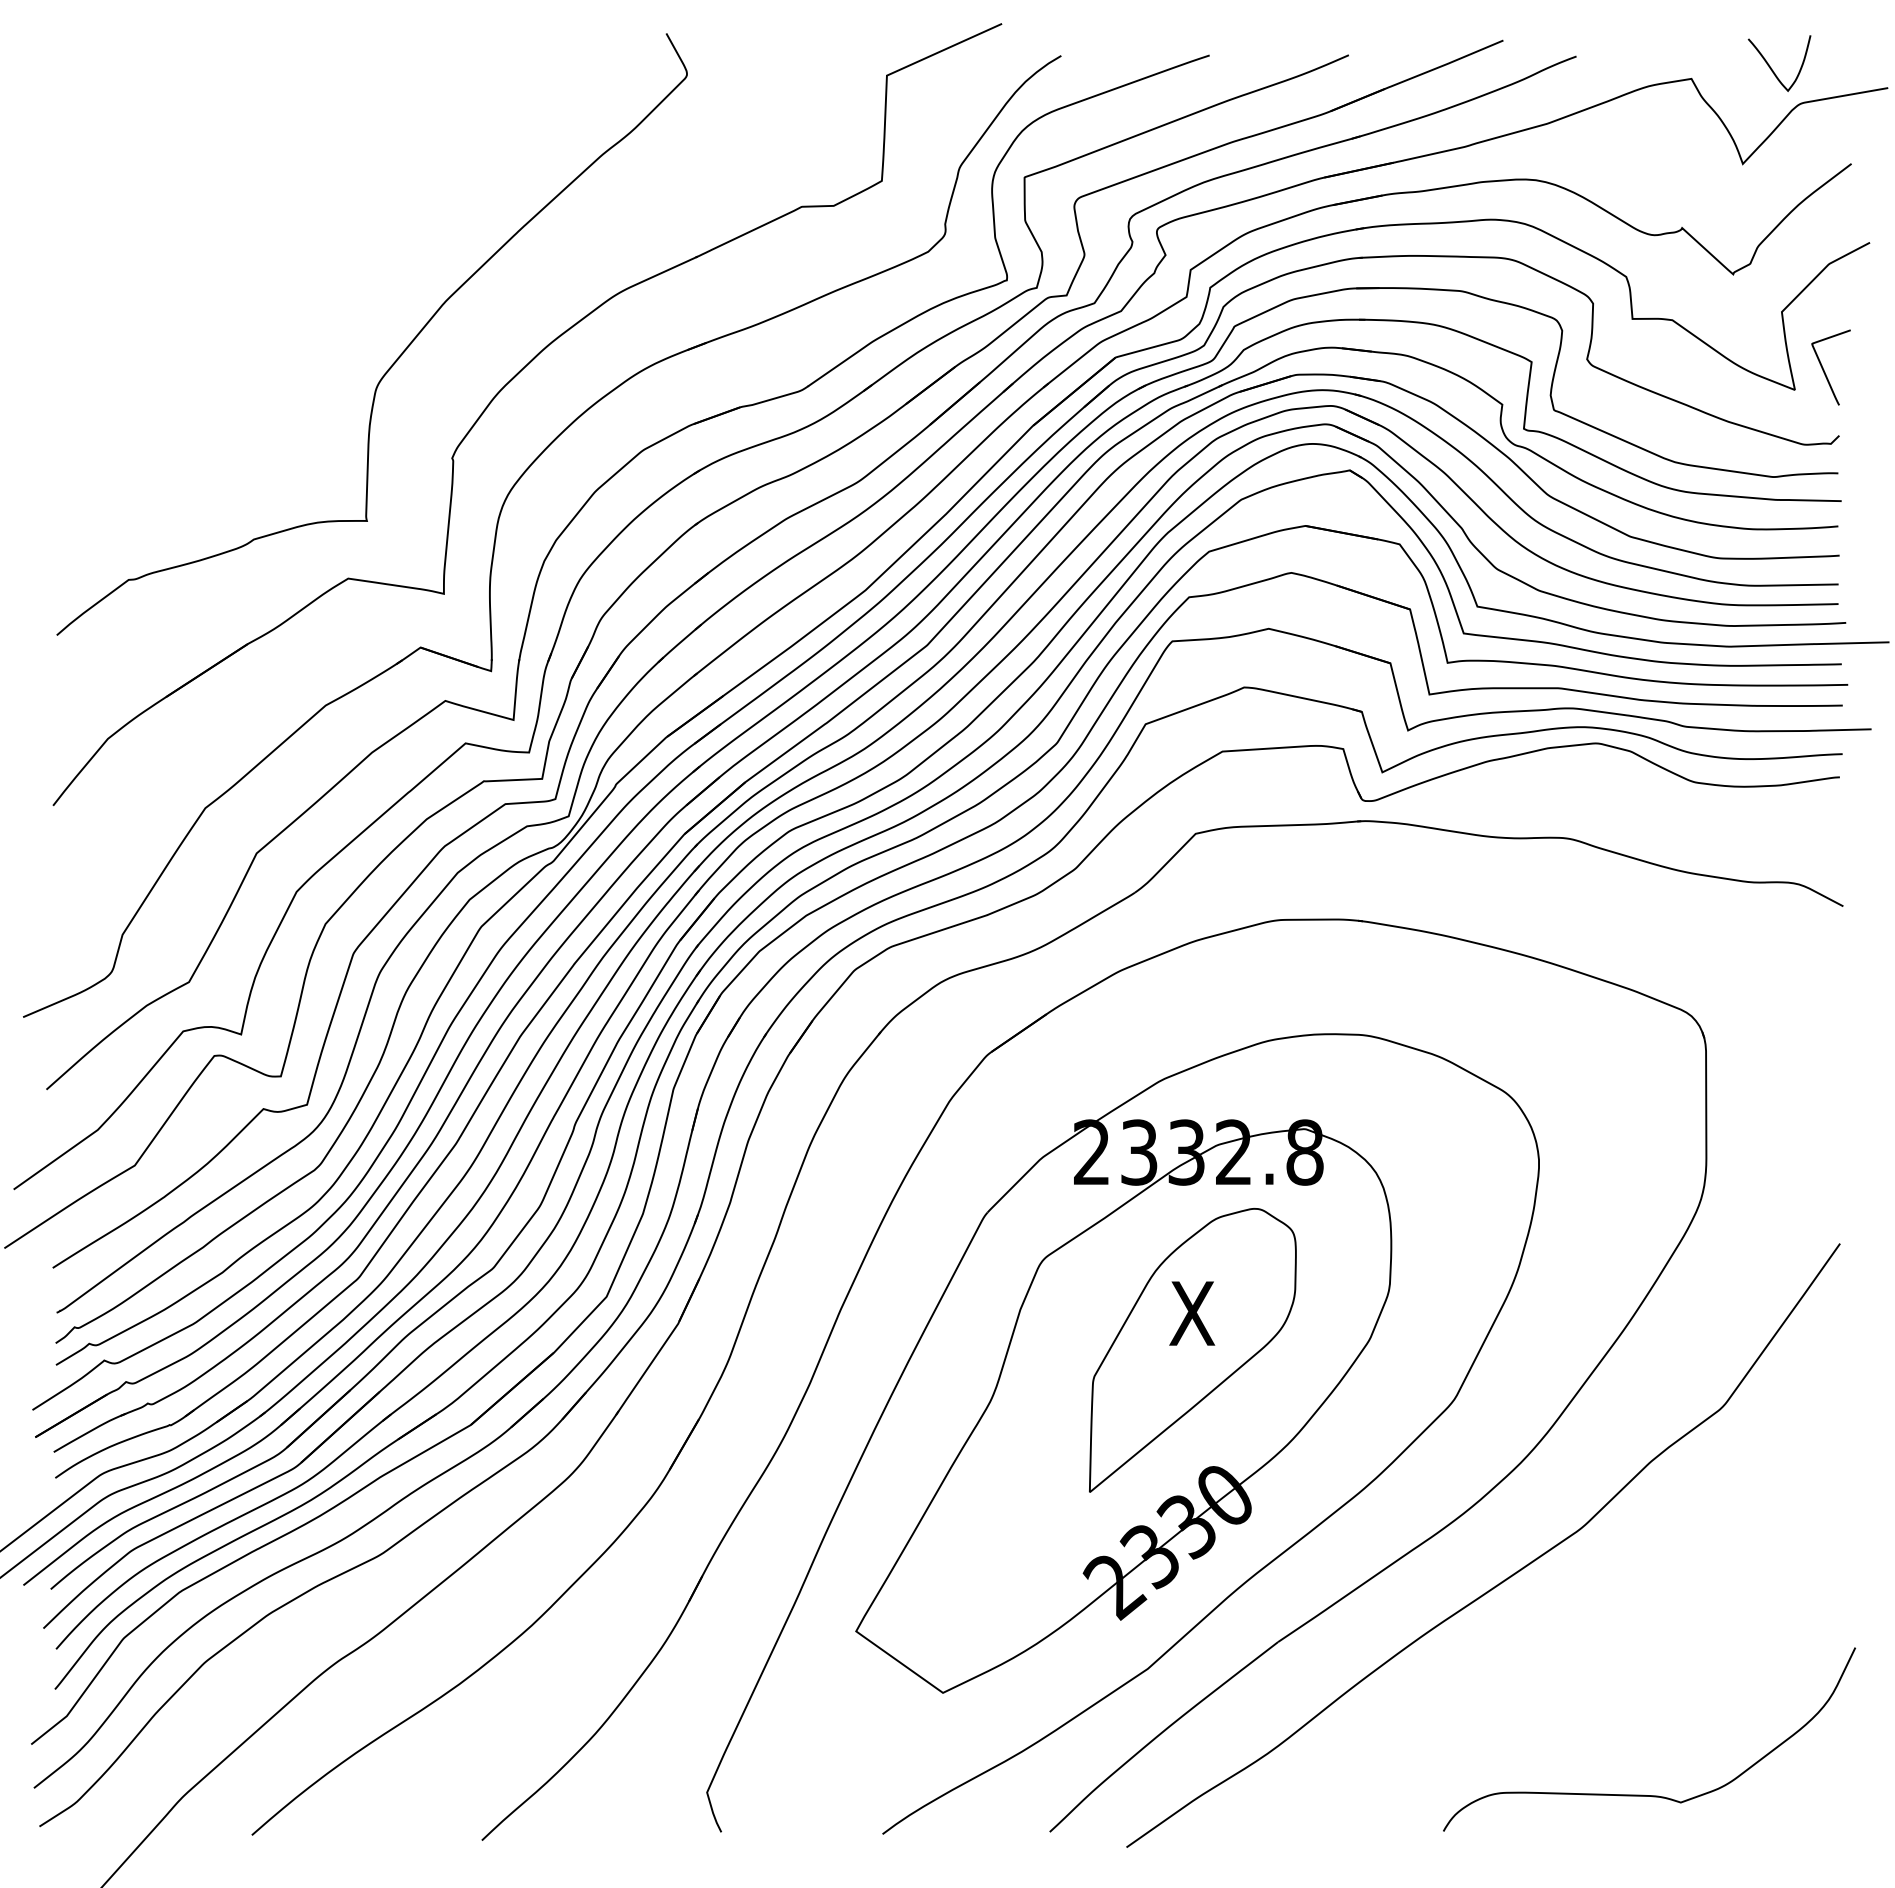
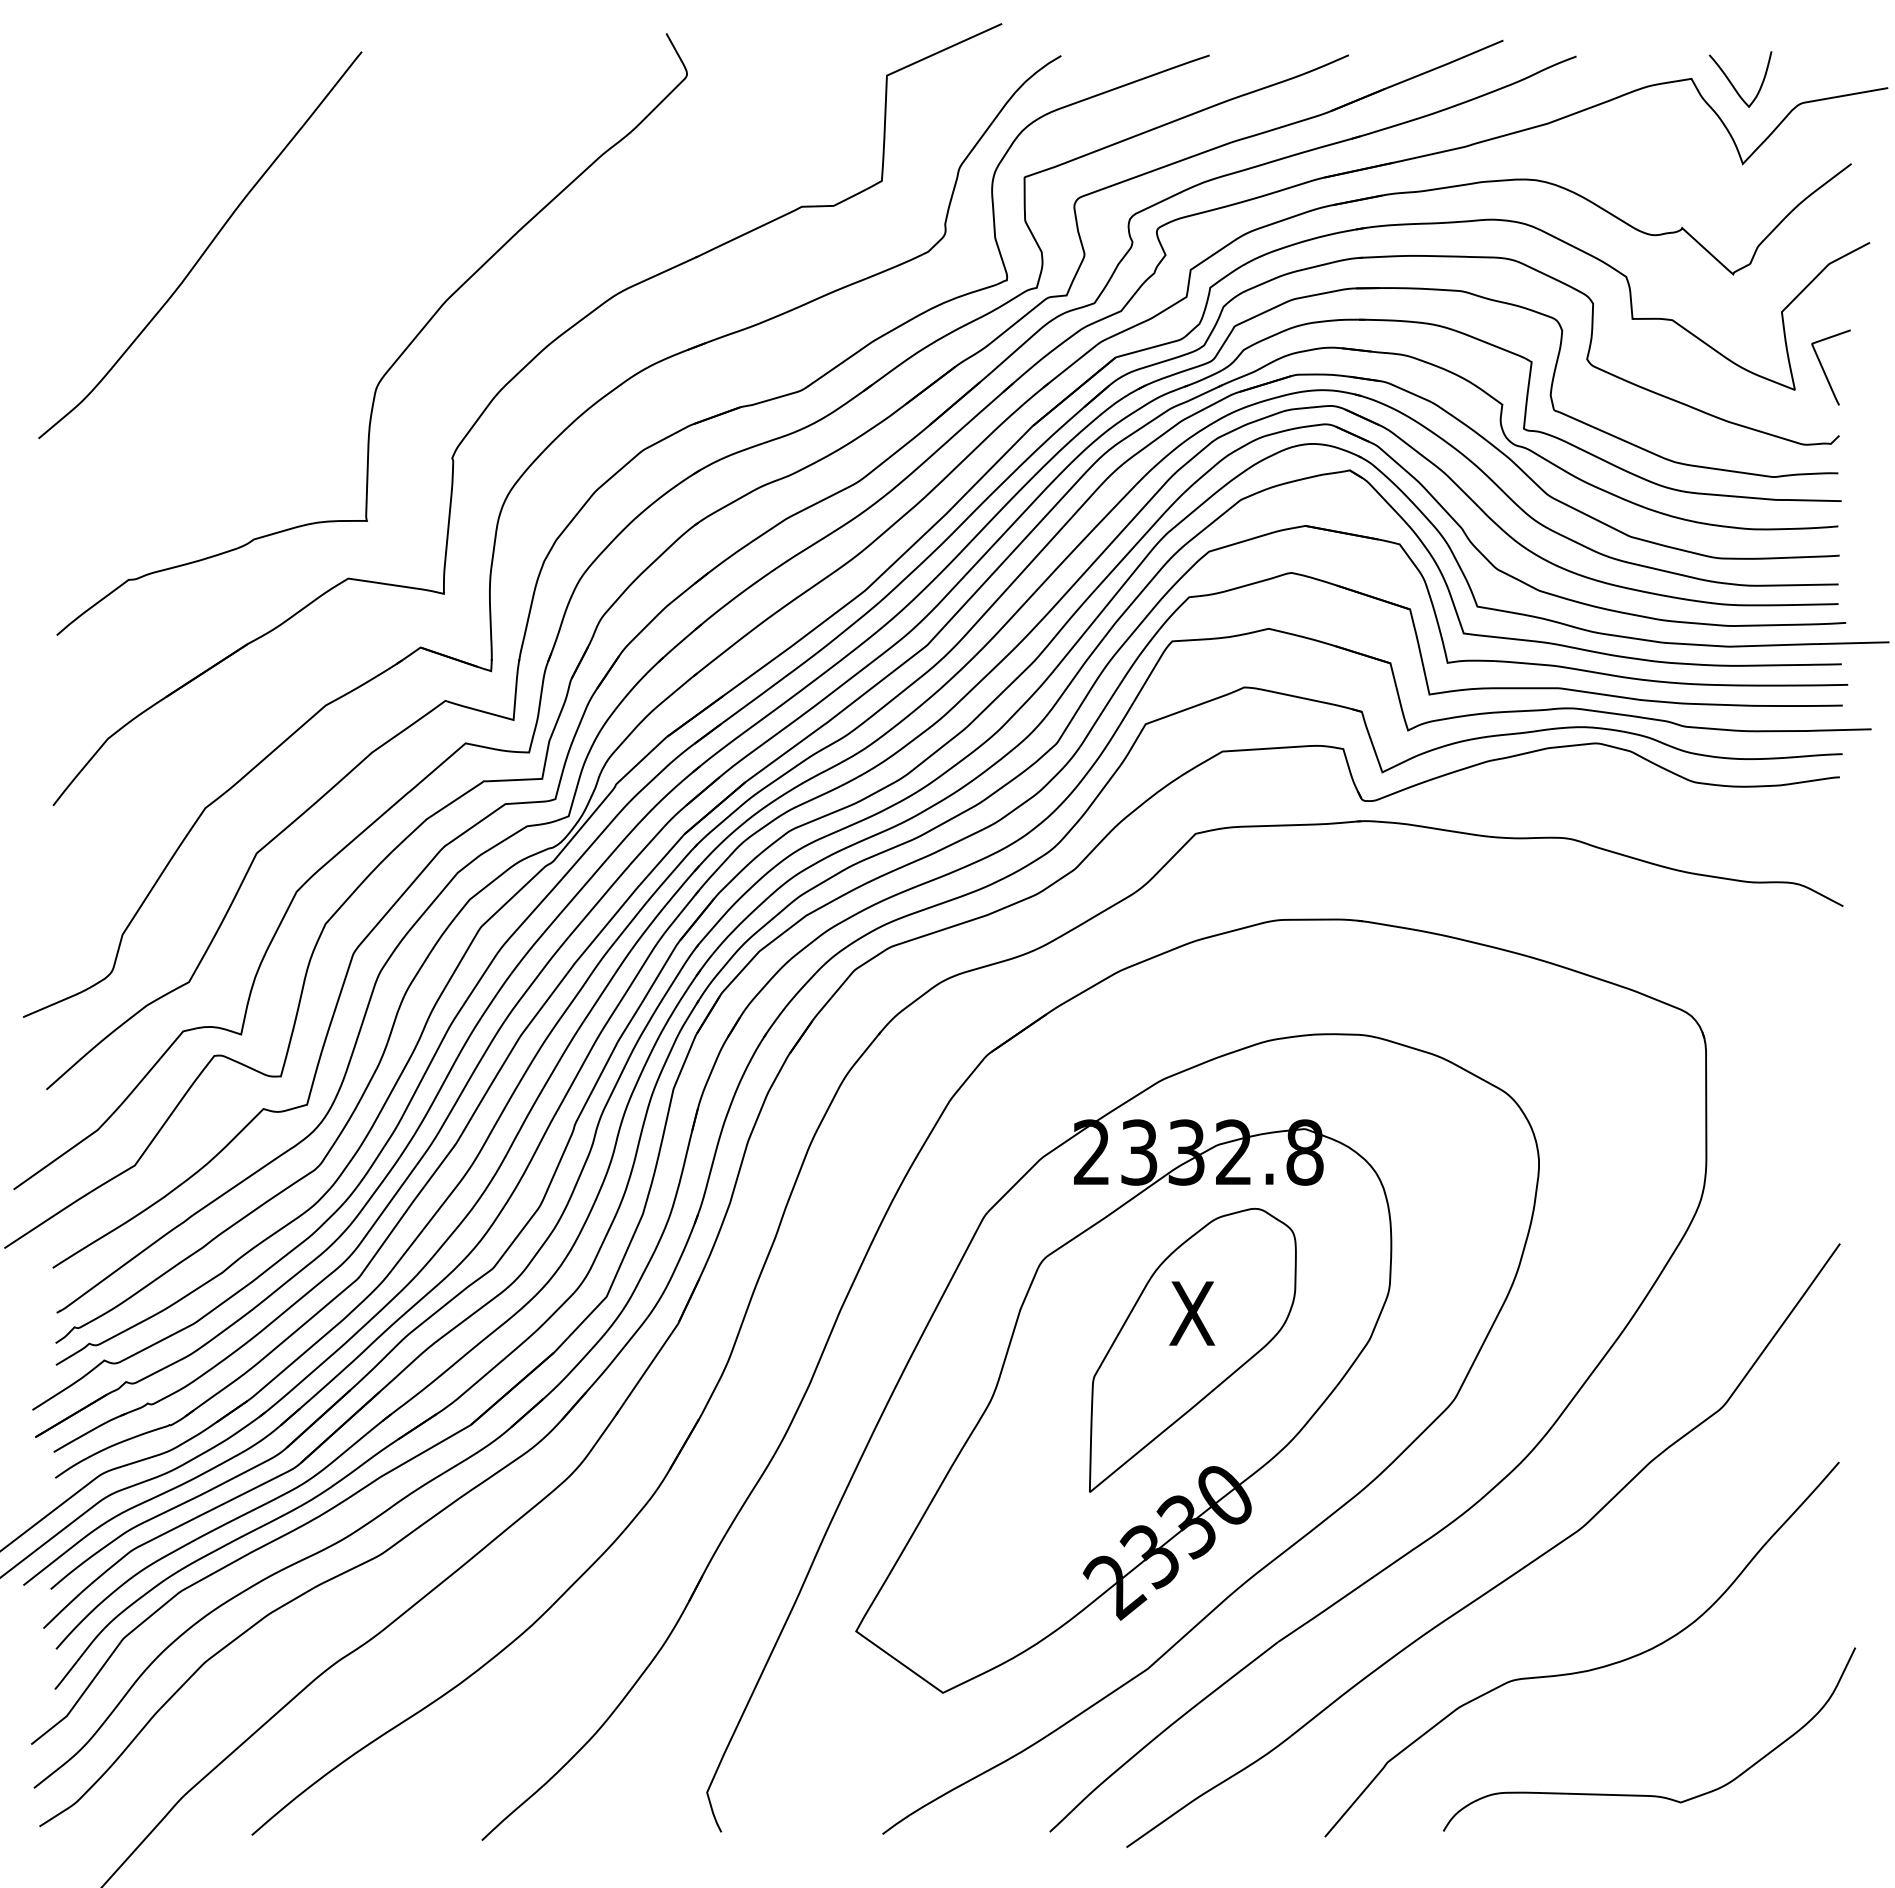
curve position: (1771, 67) -> (1732, 83) (1732, 83)
curve: none -> present (206, 247)
curve: none -> present (1583, 1670)
